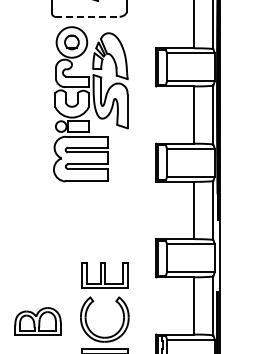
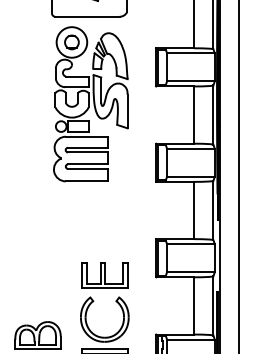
line: dashed -> solid (87, 16)
line: none -> present (238, 176)
part position: (37, 321) -> (37, 335) (37, 335)
